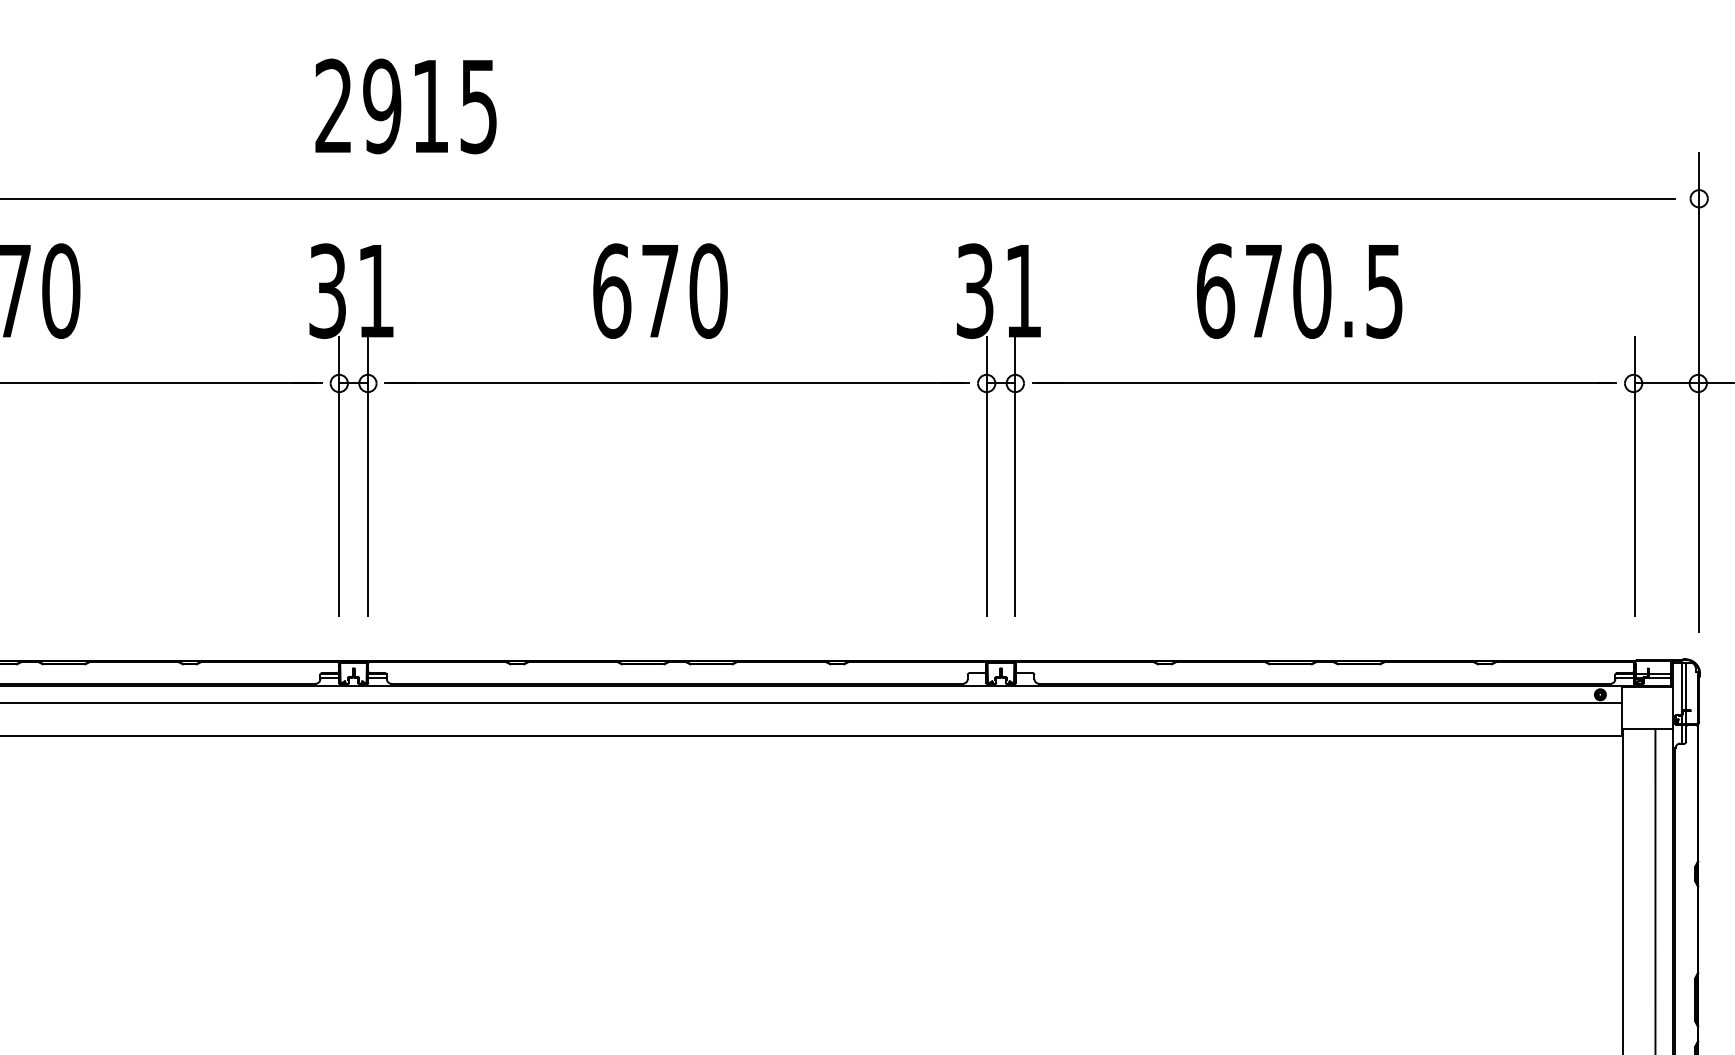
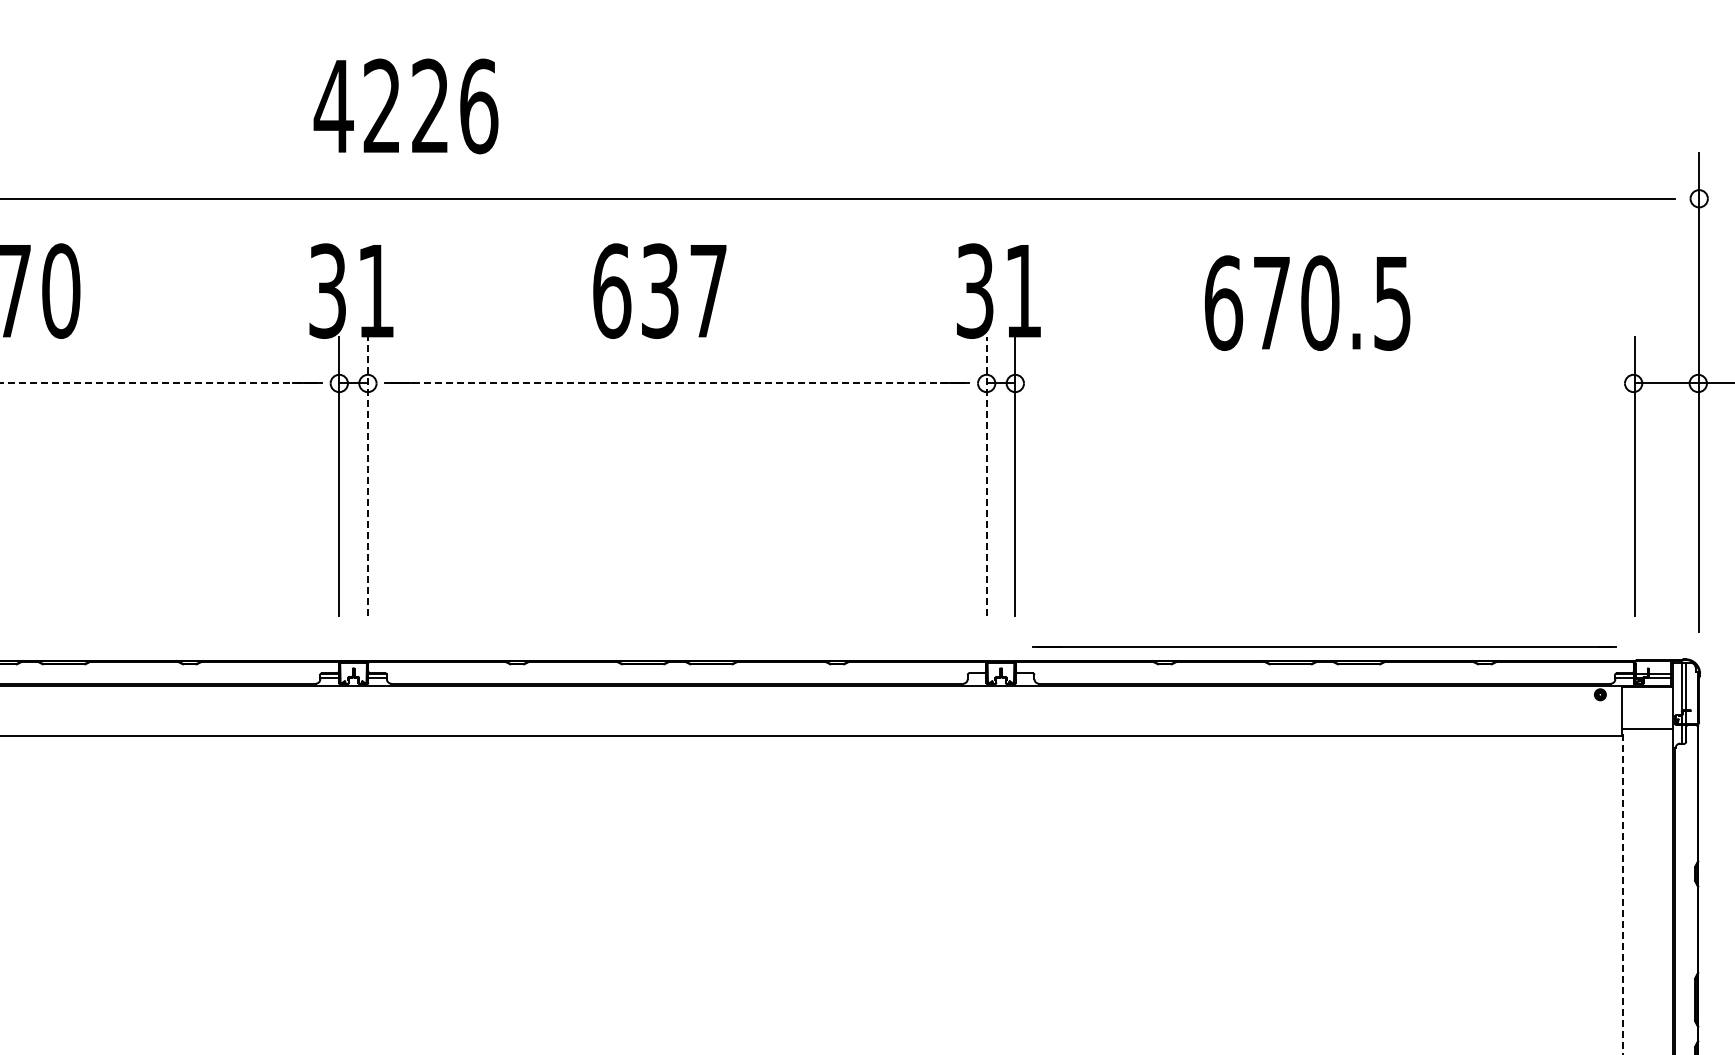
text: 2915 -> 4226 (405, 106)
text: 670 -> 637 (684, 290)
text position: (1299, 290) -> (1307, 302) (1307, 302)
line position: (1324, 382) -> (1324, 646) (1324, 646)
line: solid -> dashed (158, 383)
line: solid -> dashed (677, 383)
line: solid -> dashed (367, 476)
line: solid -> dashed (986, 476)
line: present -> none (811, 703)
line: present -> none (1655, 890)
line: solid -> dashed (1623, 891)
